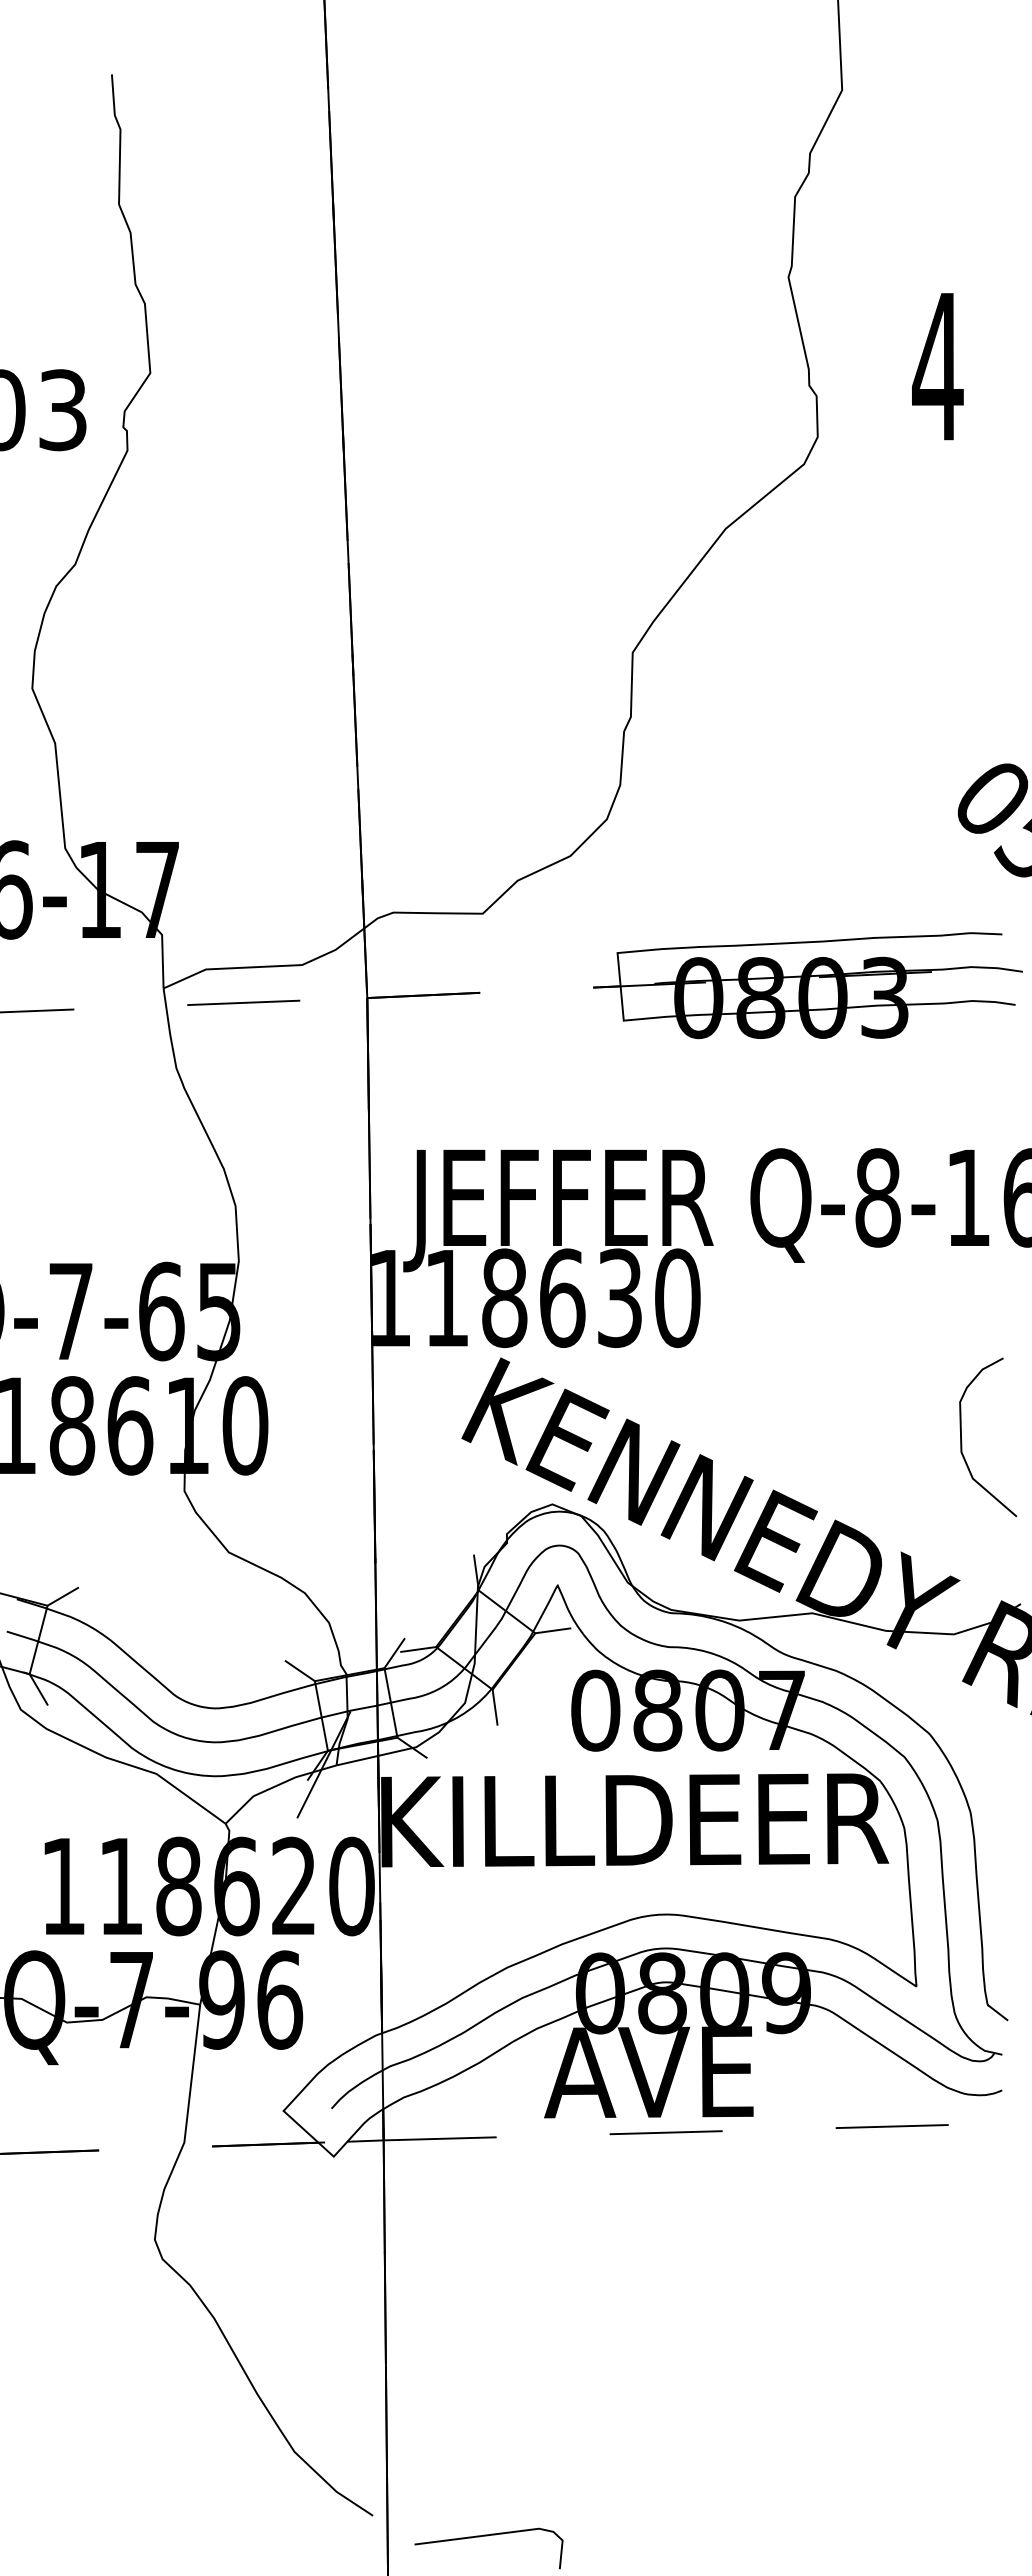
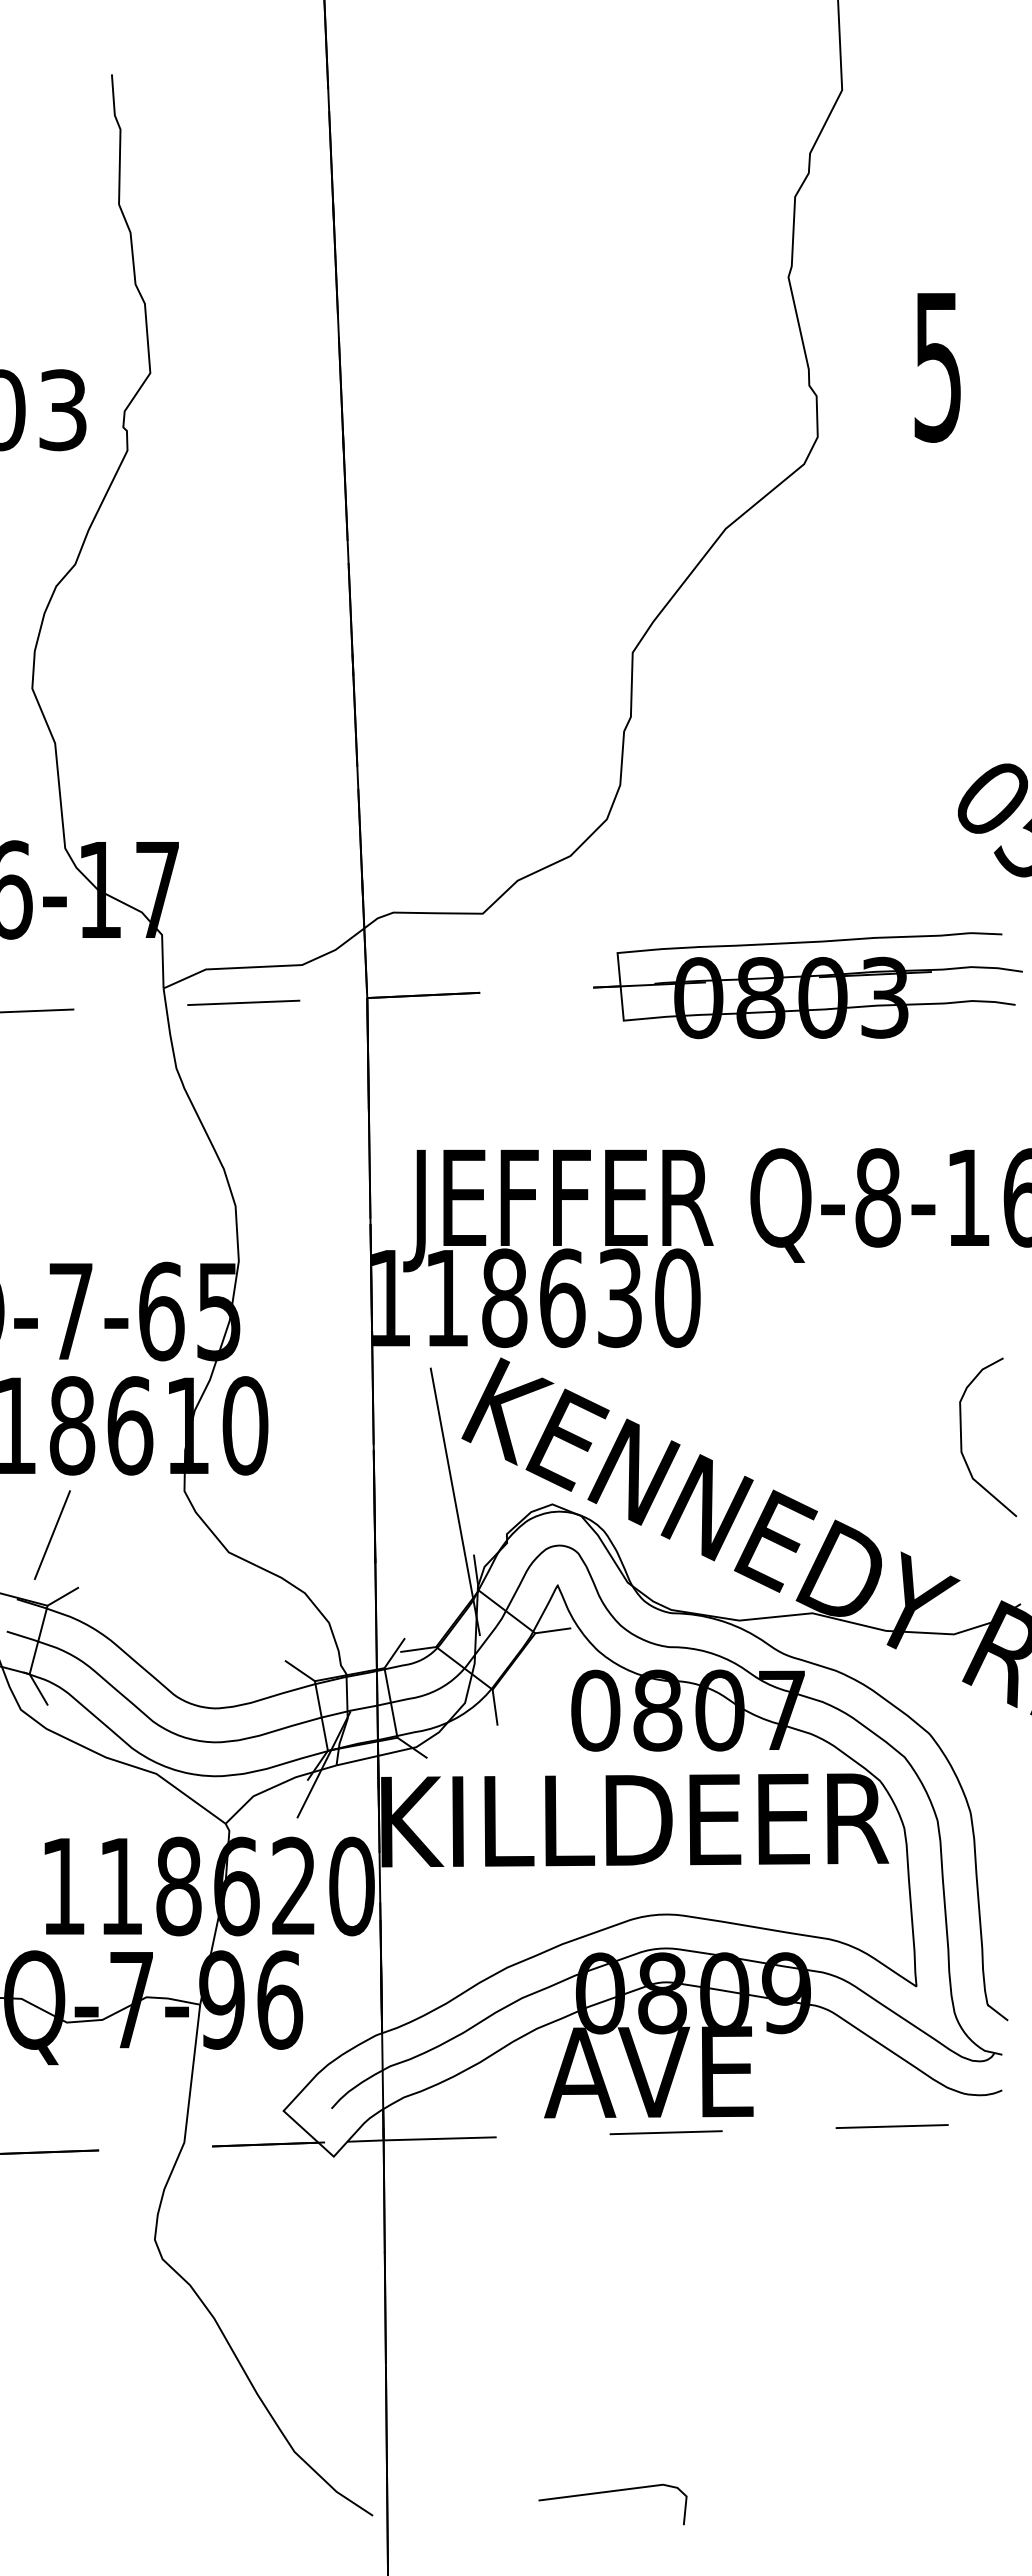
text: 4 -> 5 (937, 367)
line: none -> present (454, 1501)
line: none -> present (51, 1534)
line position: (488, 2536) -> (612, 2492) (612, 2492)
